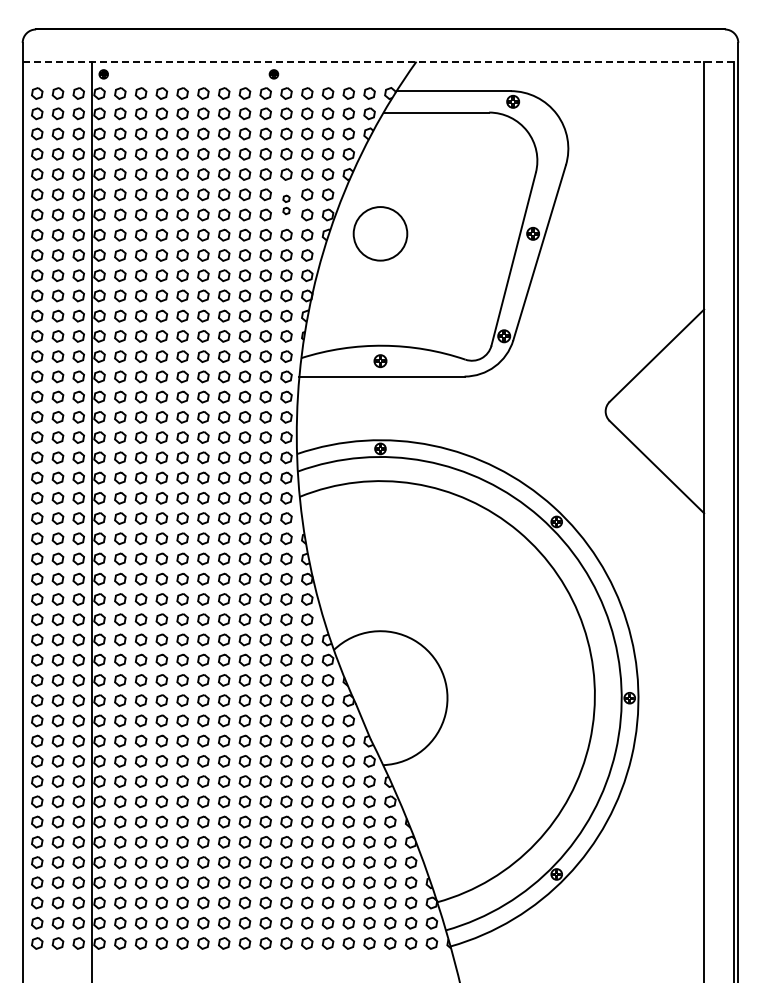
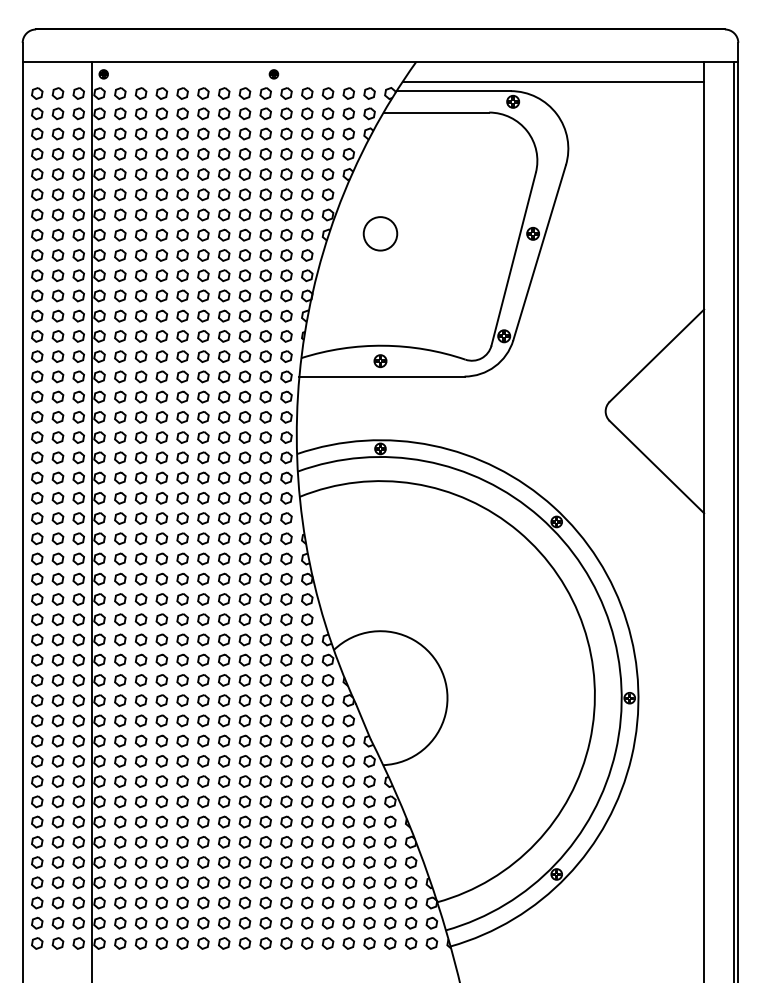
line: dashed -> solid (380, 61)
line: none -> present (553, 81)
part size: 9x22 px -> 13x34 px (286, 204)
circle diameter: 54 px -> 34 px (380, 233)
